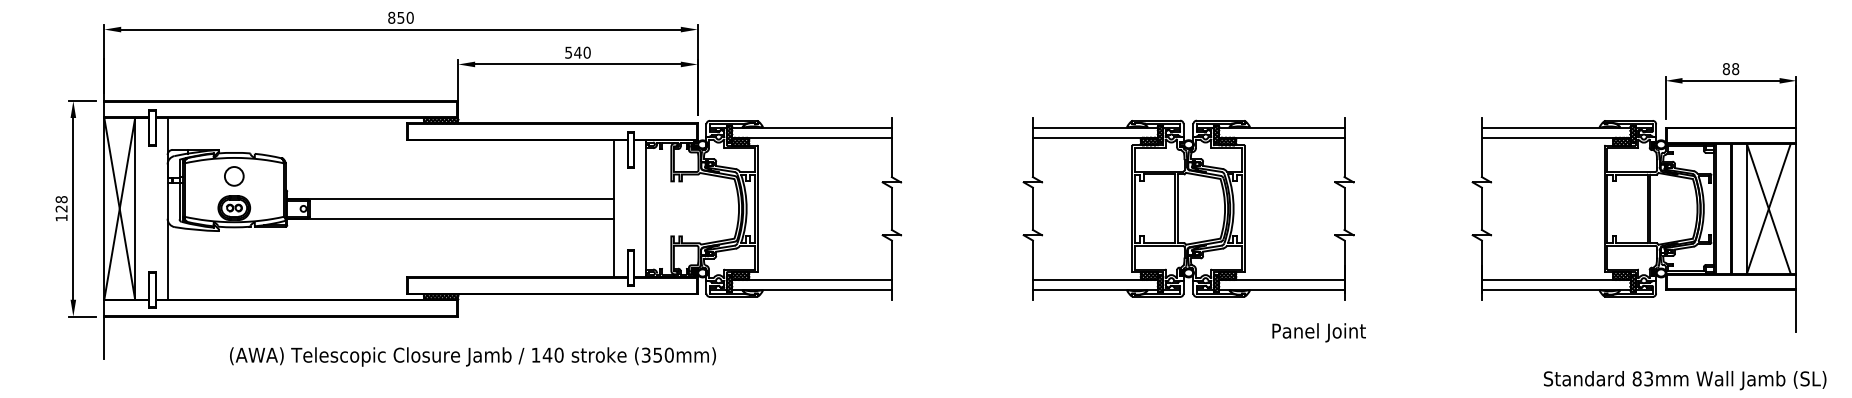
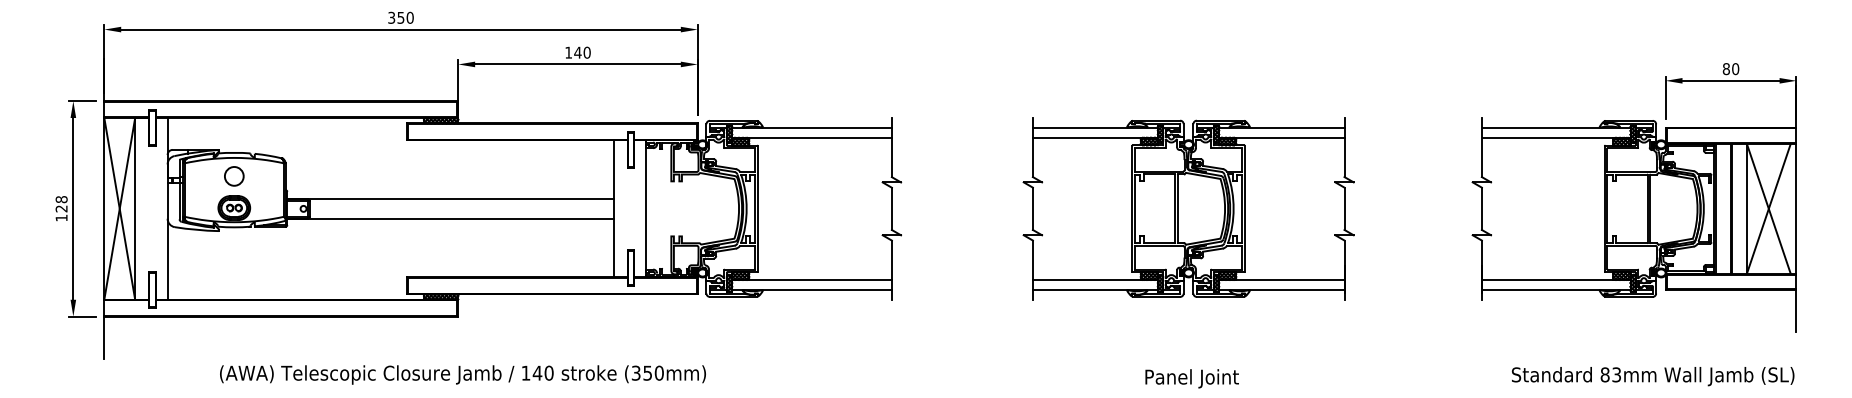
text: 850 -> 350 (391, 17)
text: 540 -> 140 (568, 52)
text: 88 -> 80 (1735, 68)
text position: (1318, 332) -> (1191, 378) (1191, 378)
text position: (472, 356) -> (462, 374) (462, 374)
text position: (1685, 380) -> (1653, 376) (1653, 376)
